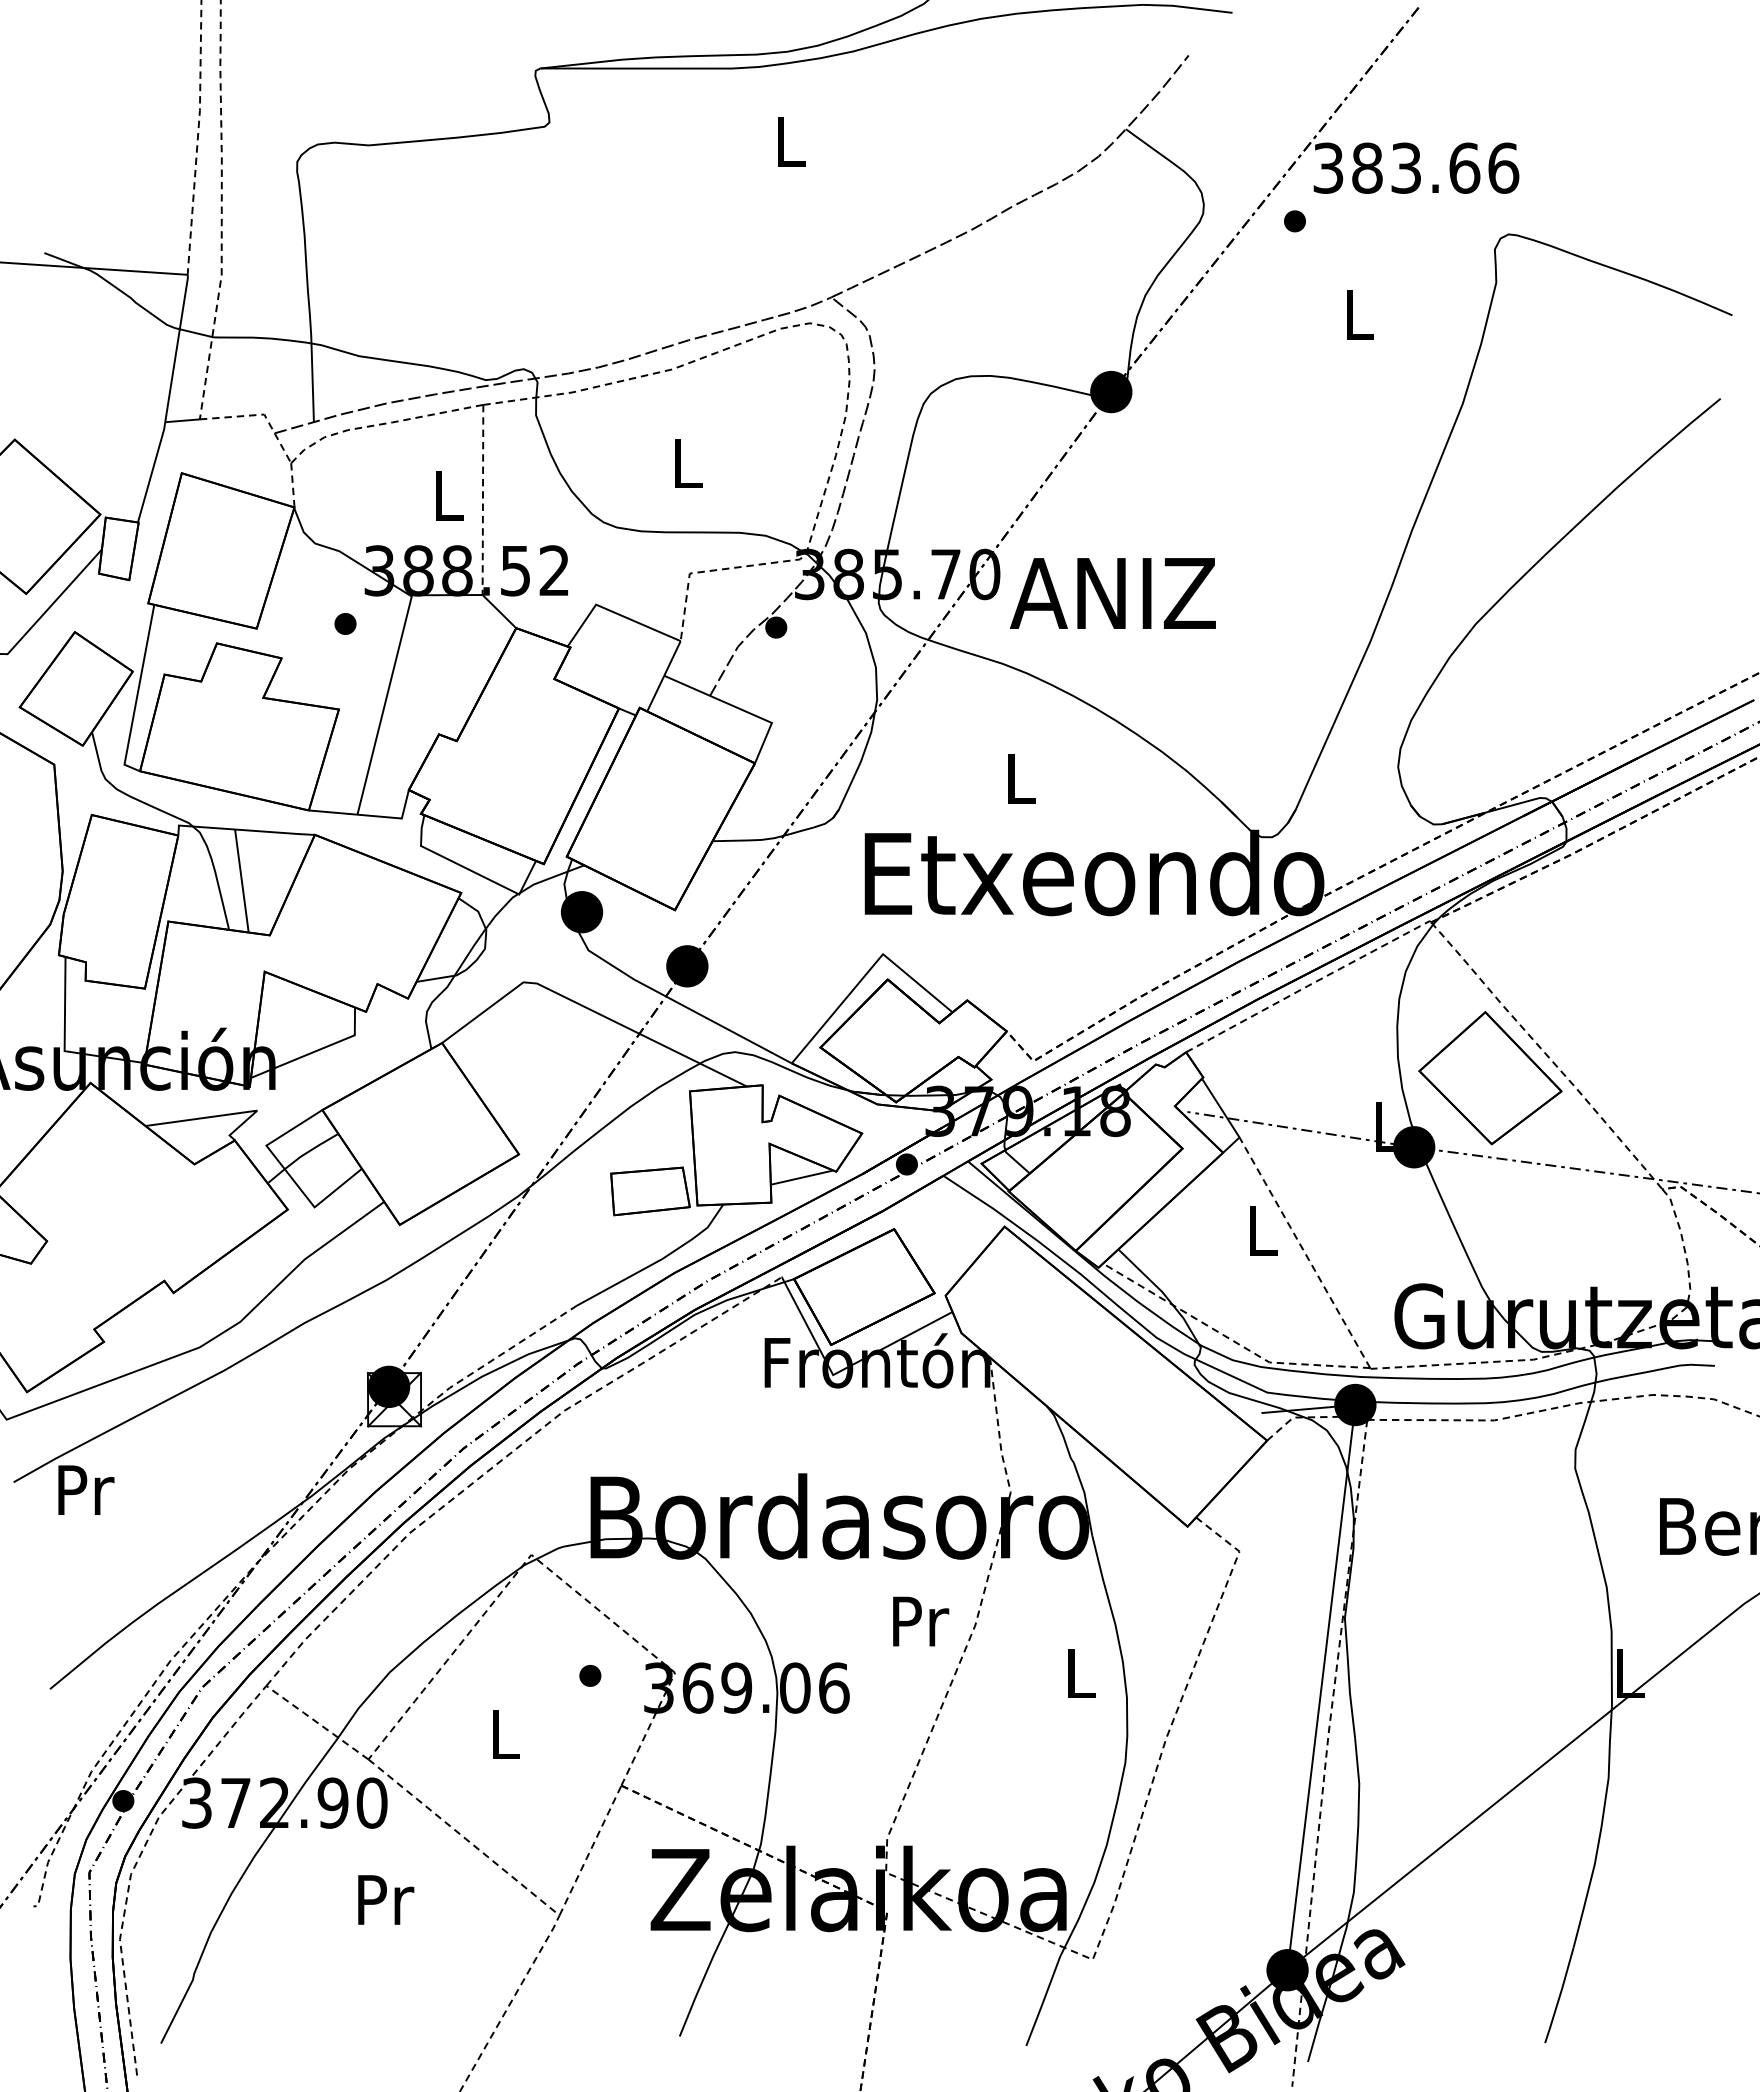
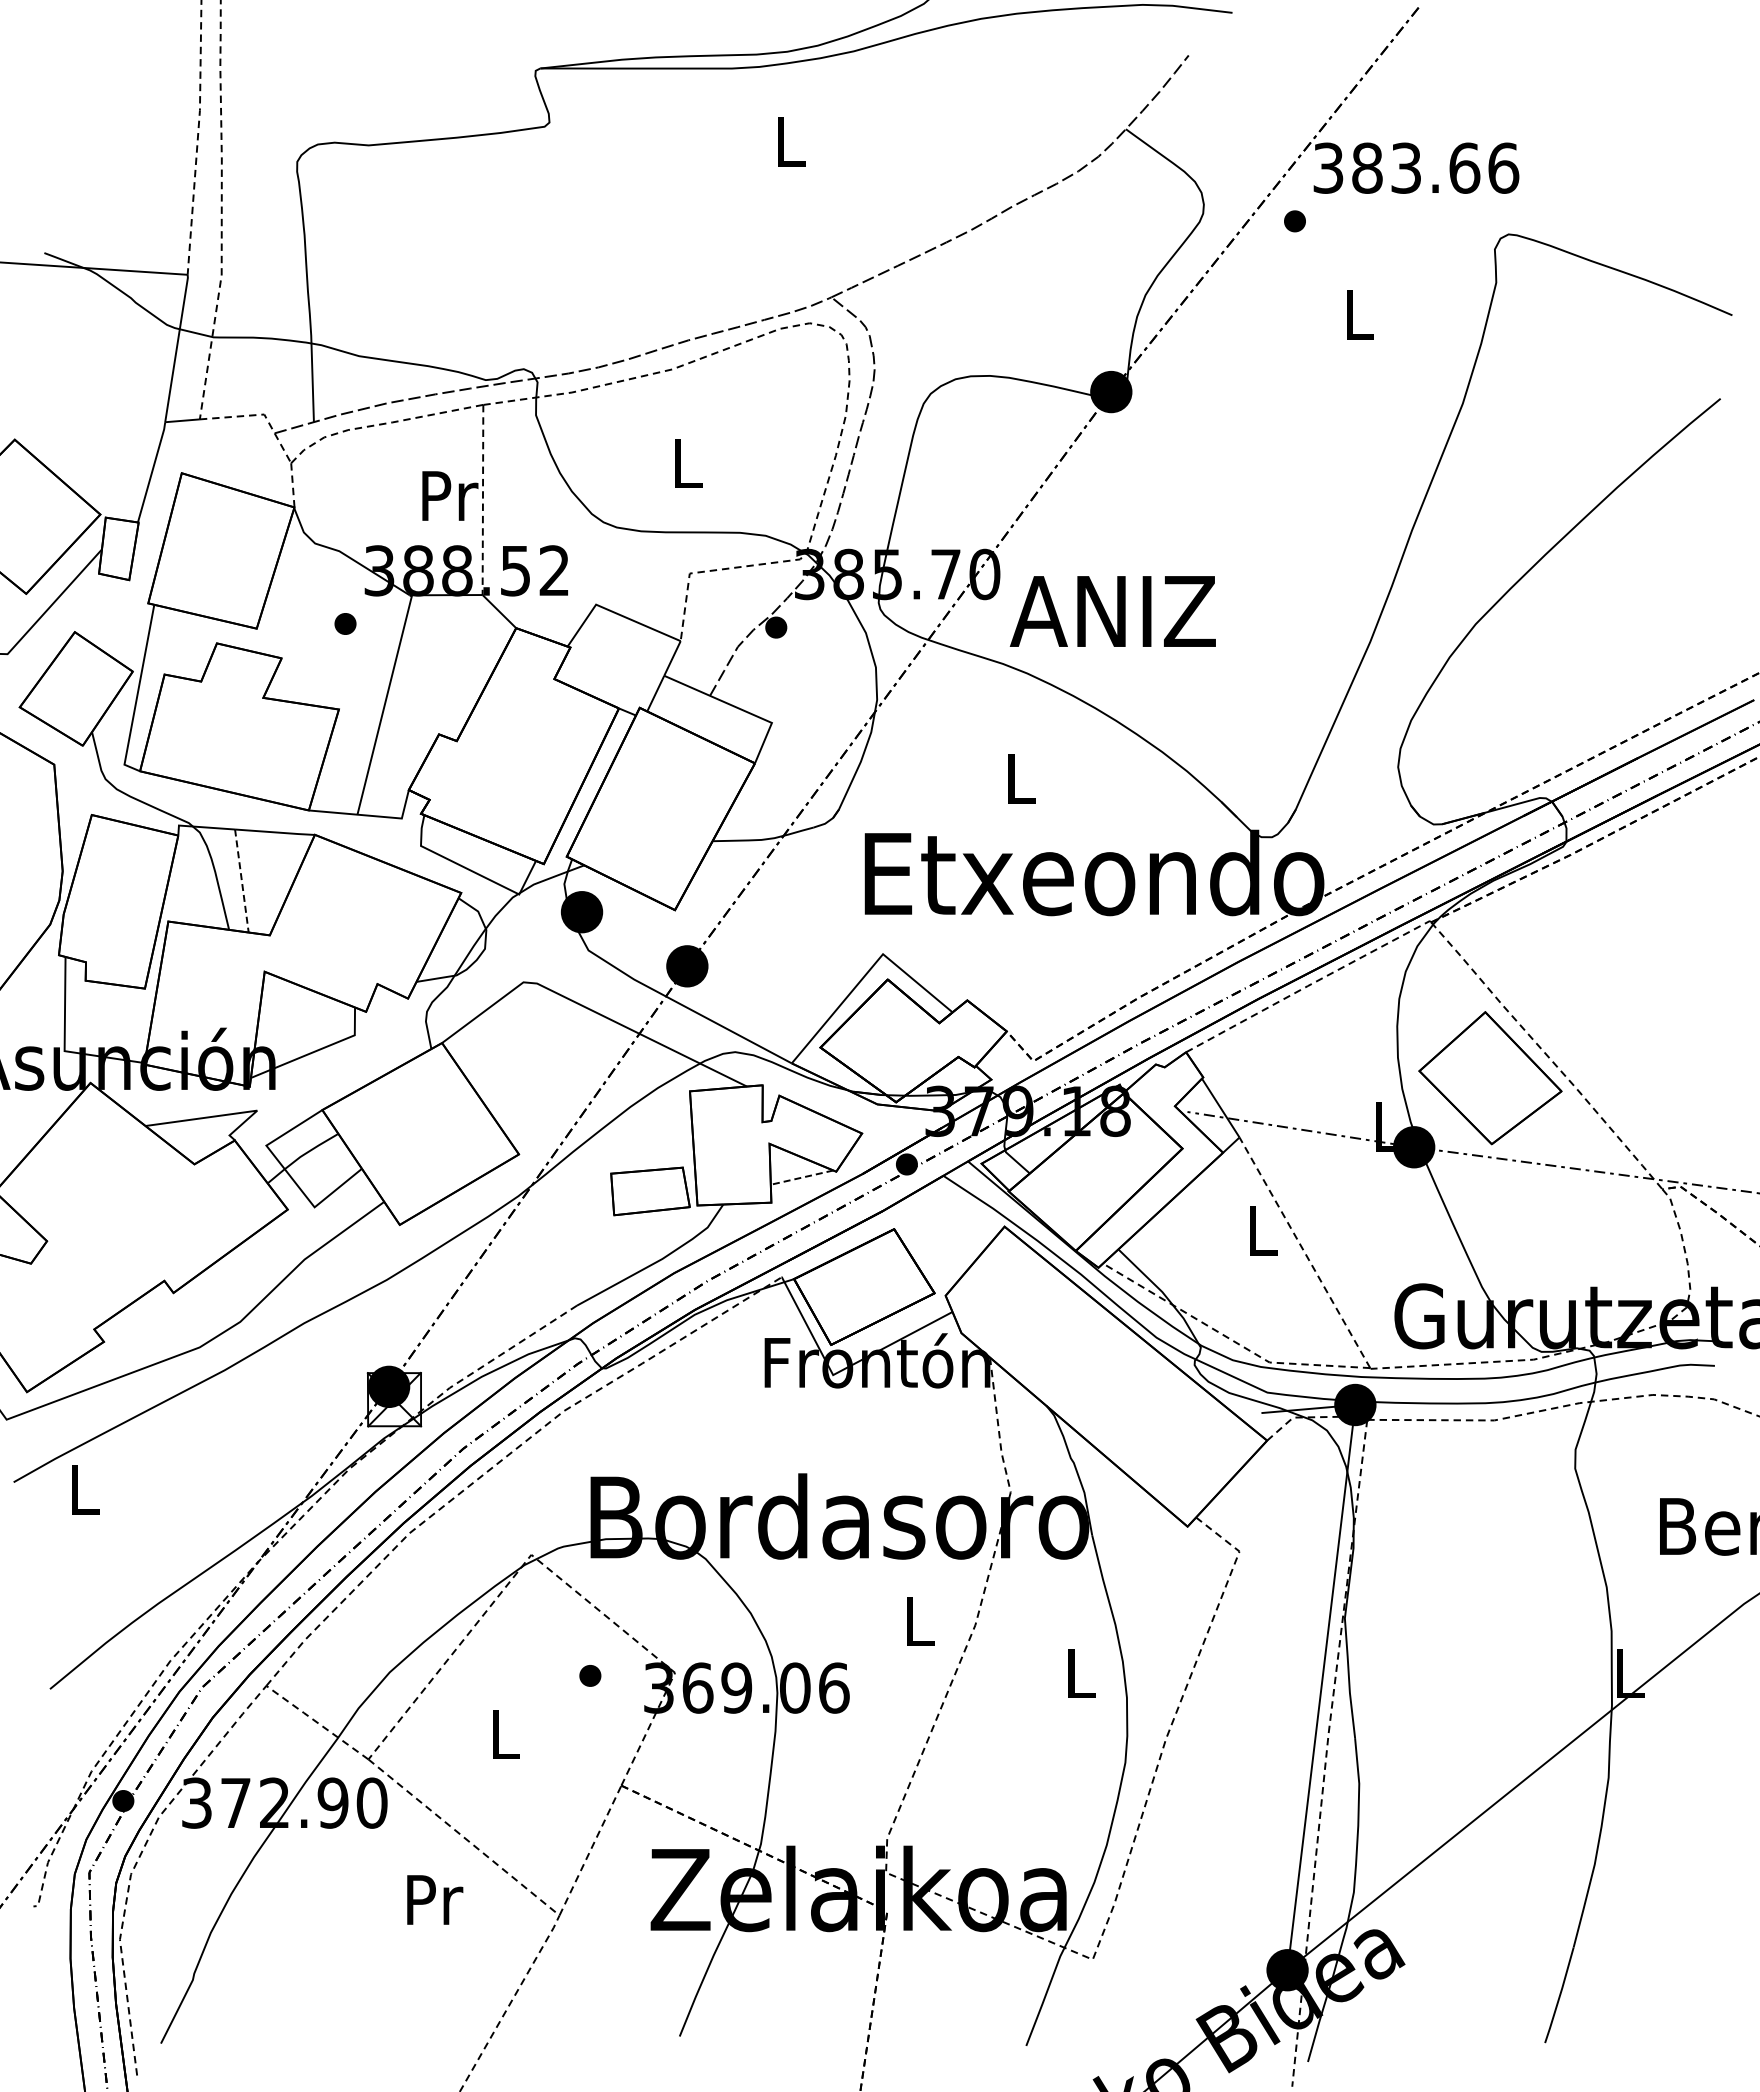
text: L -> Pr (450, 495)
text position: (1112, 593) -> (1112, 611) (1112, 611)
line: solid -> dashed (241, 881)
line: solid -> dashed (801, 1177)
text: Pr -> L (86, 1489)
text: Pr -> L (921, 1621)
text position: (386, 1899) -> (435, 1899) (435, 1899)
